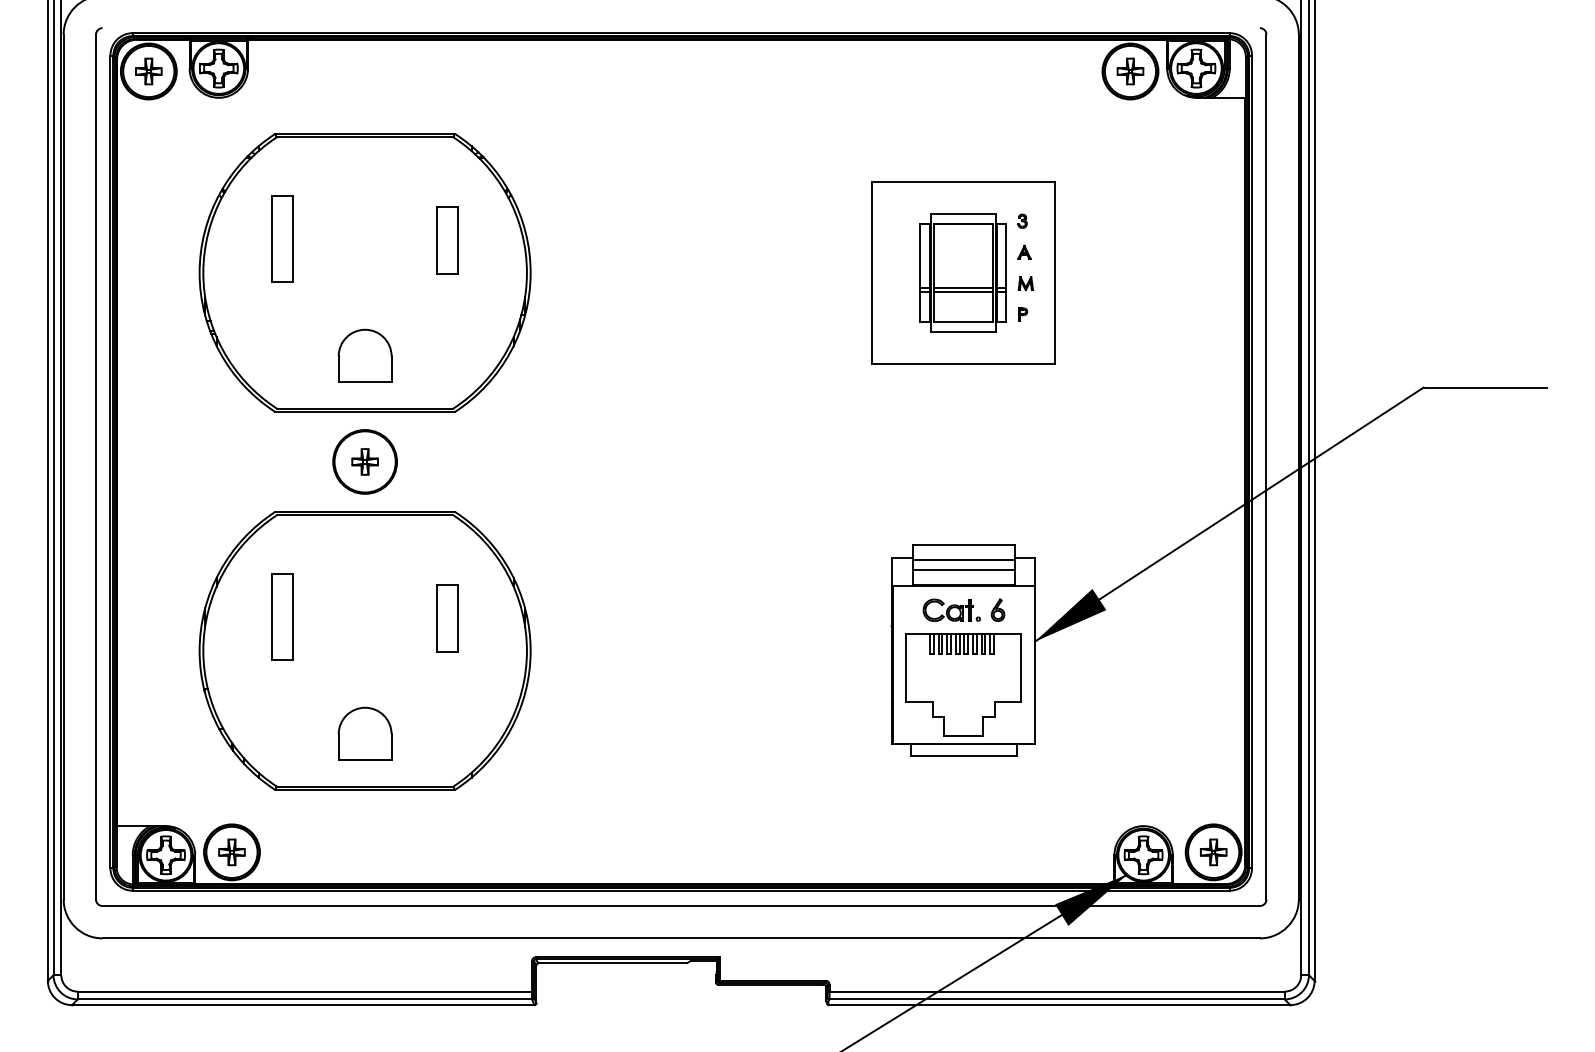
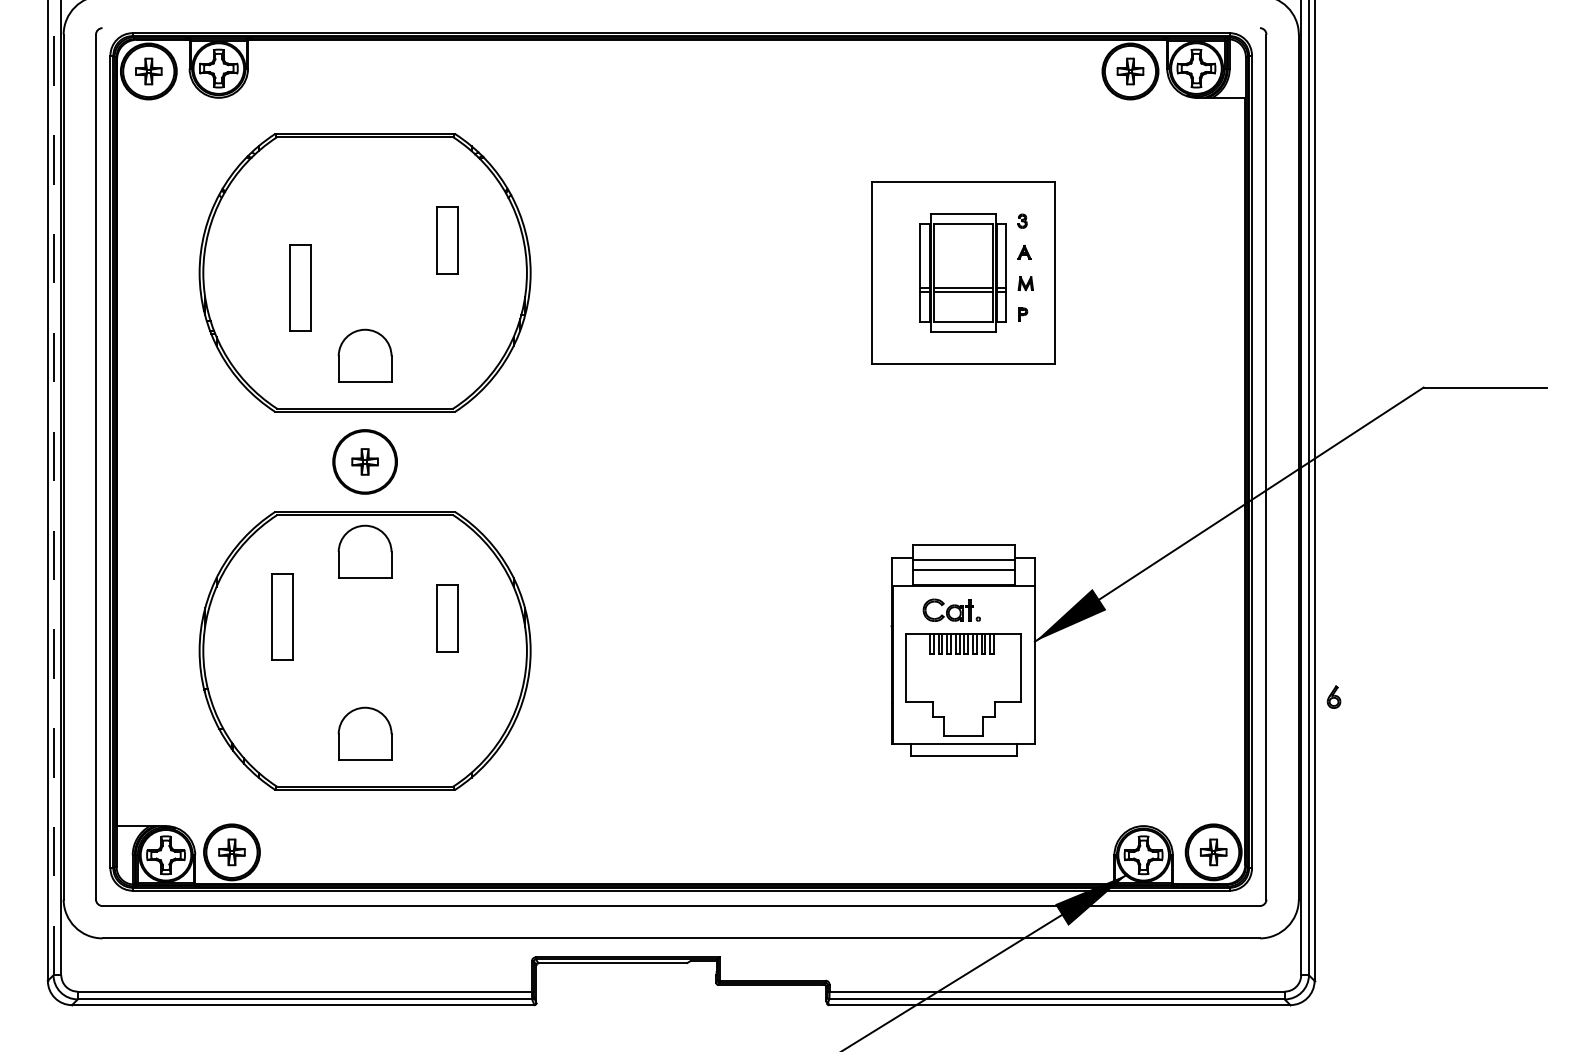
part position: (282, 238) -> (300, 287) (300, 287)
line: solid -> dashed (53, 487)
part: none -> present (364, 551)
part position: (997, 609) -> (1333, 696) (1333, 696)
